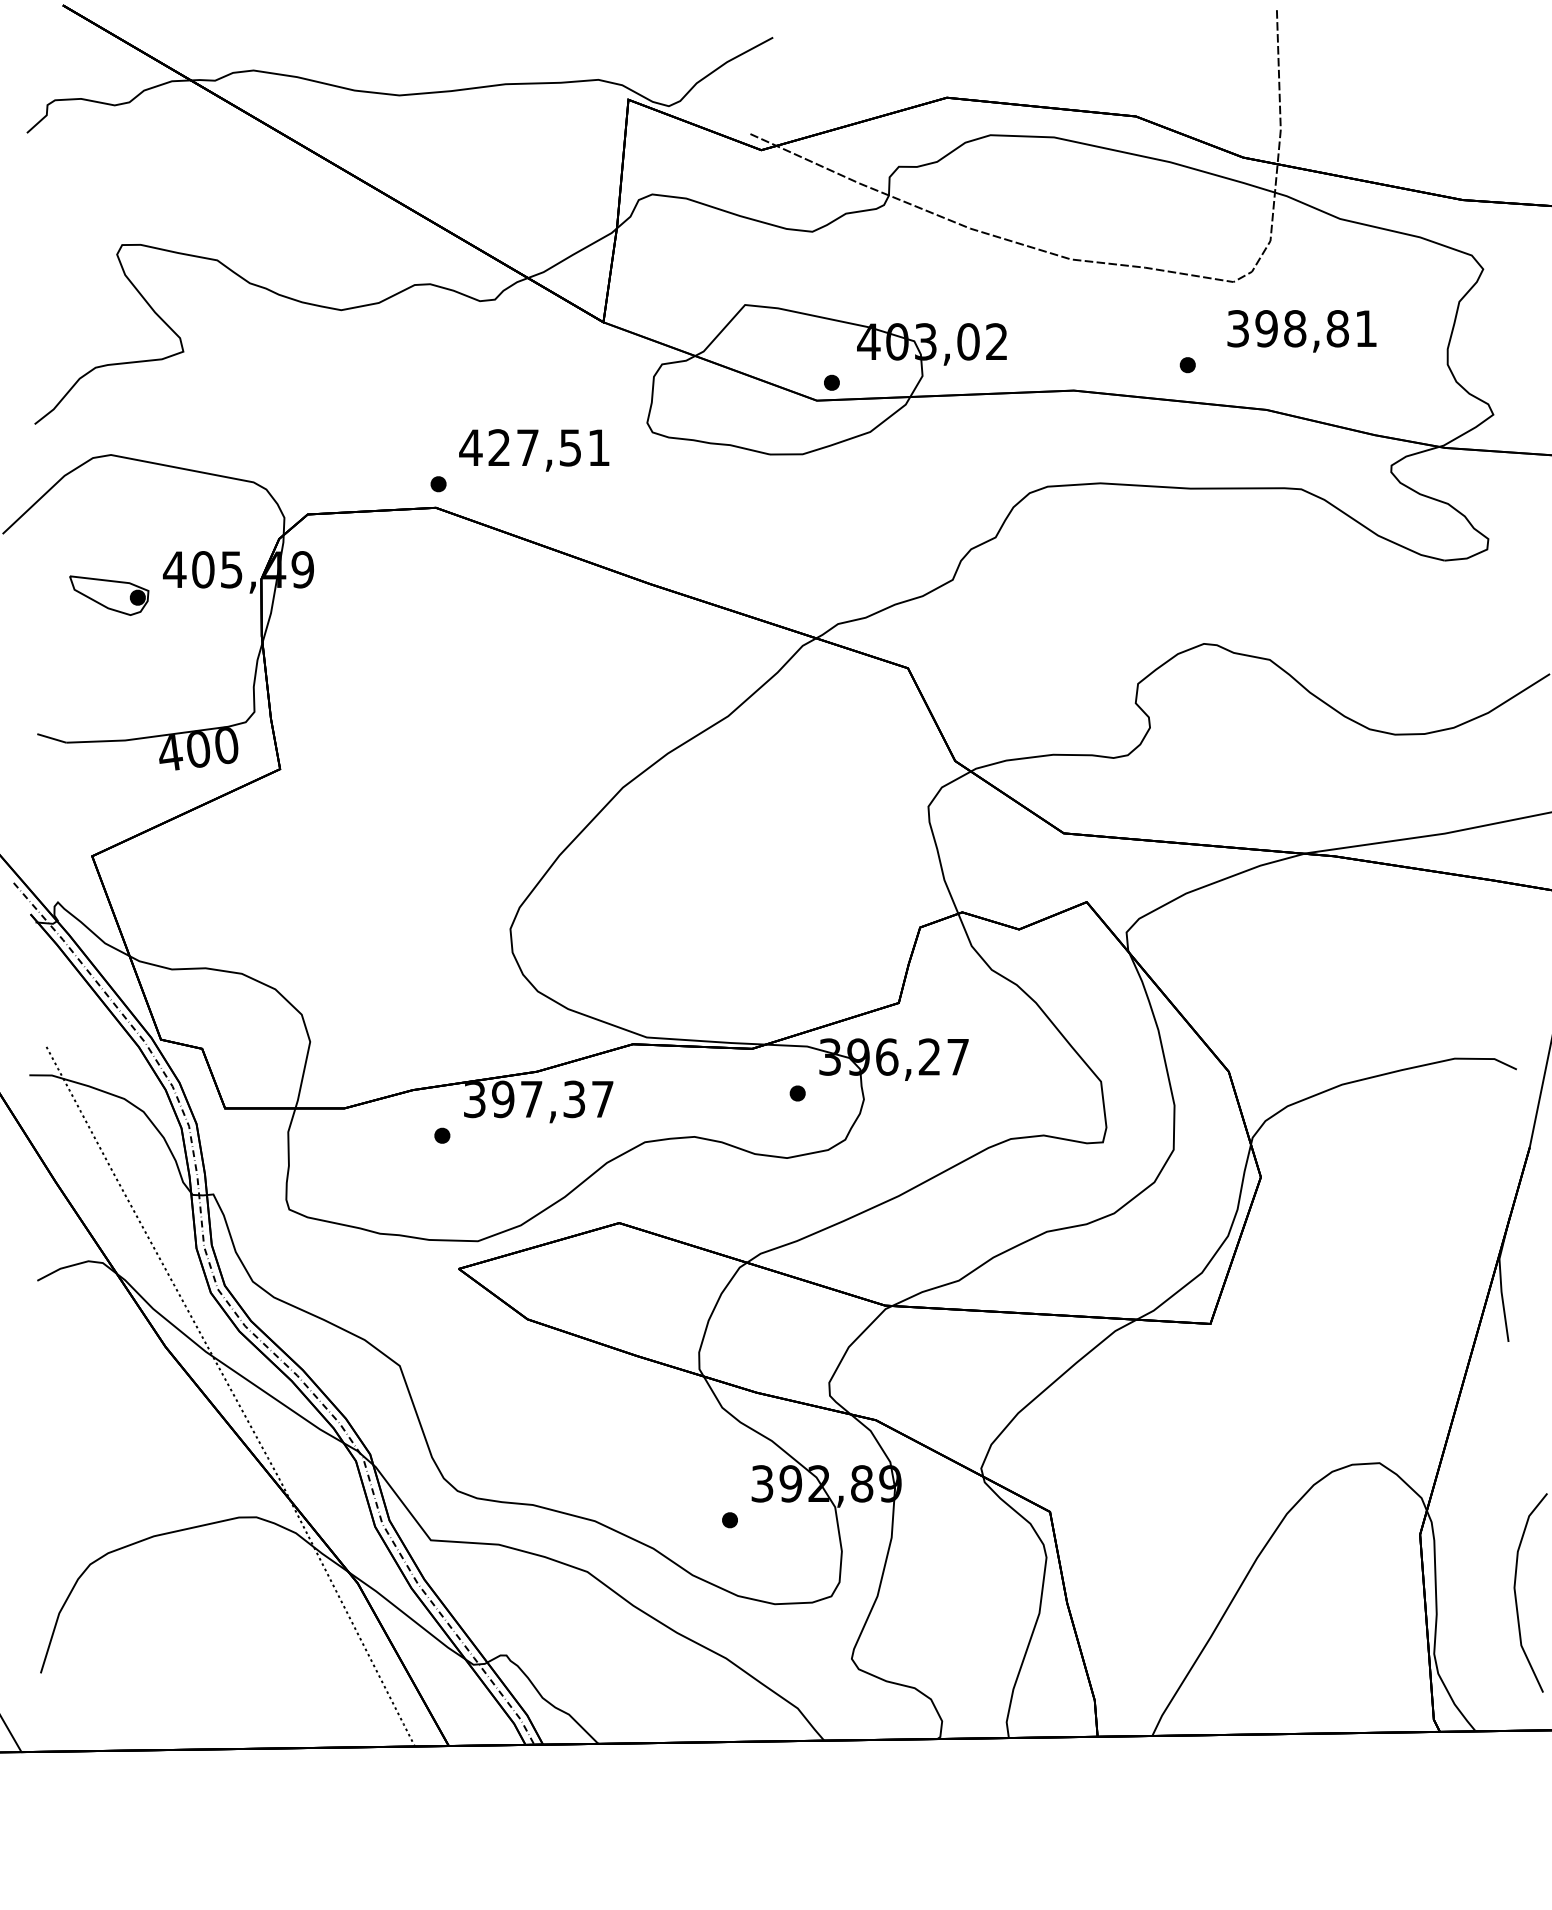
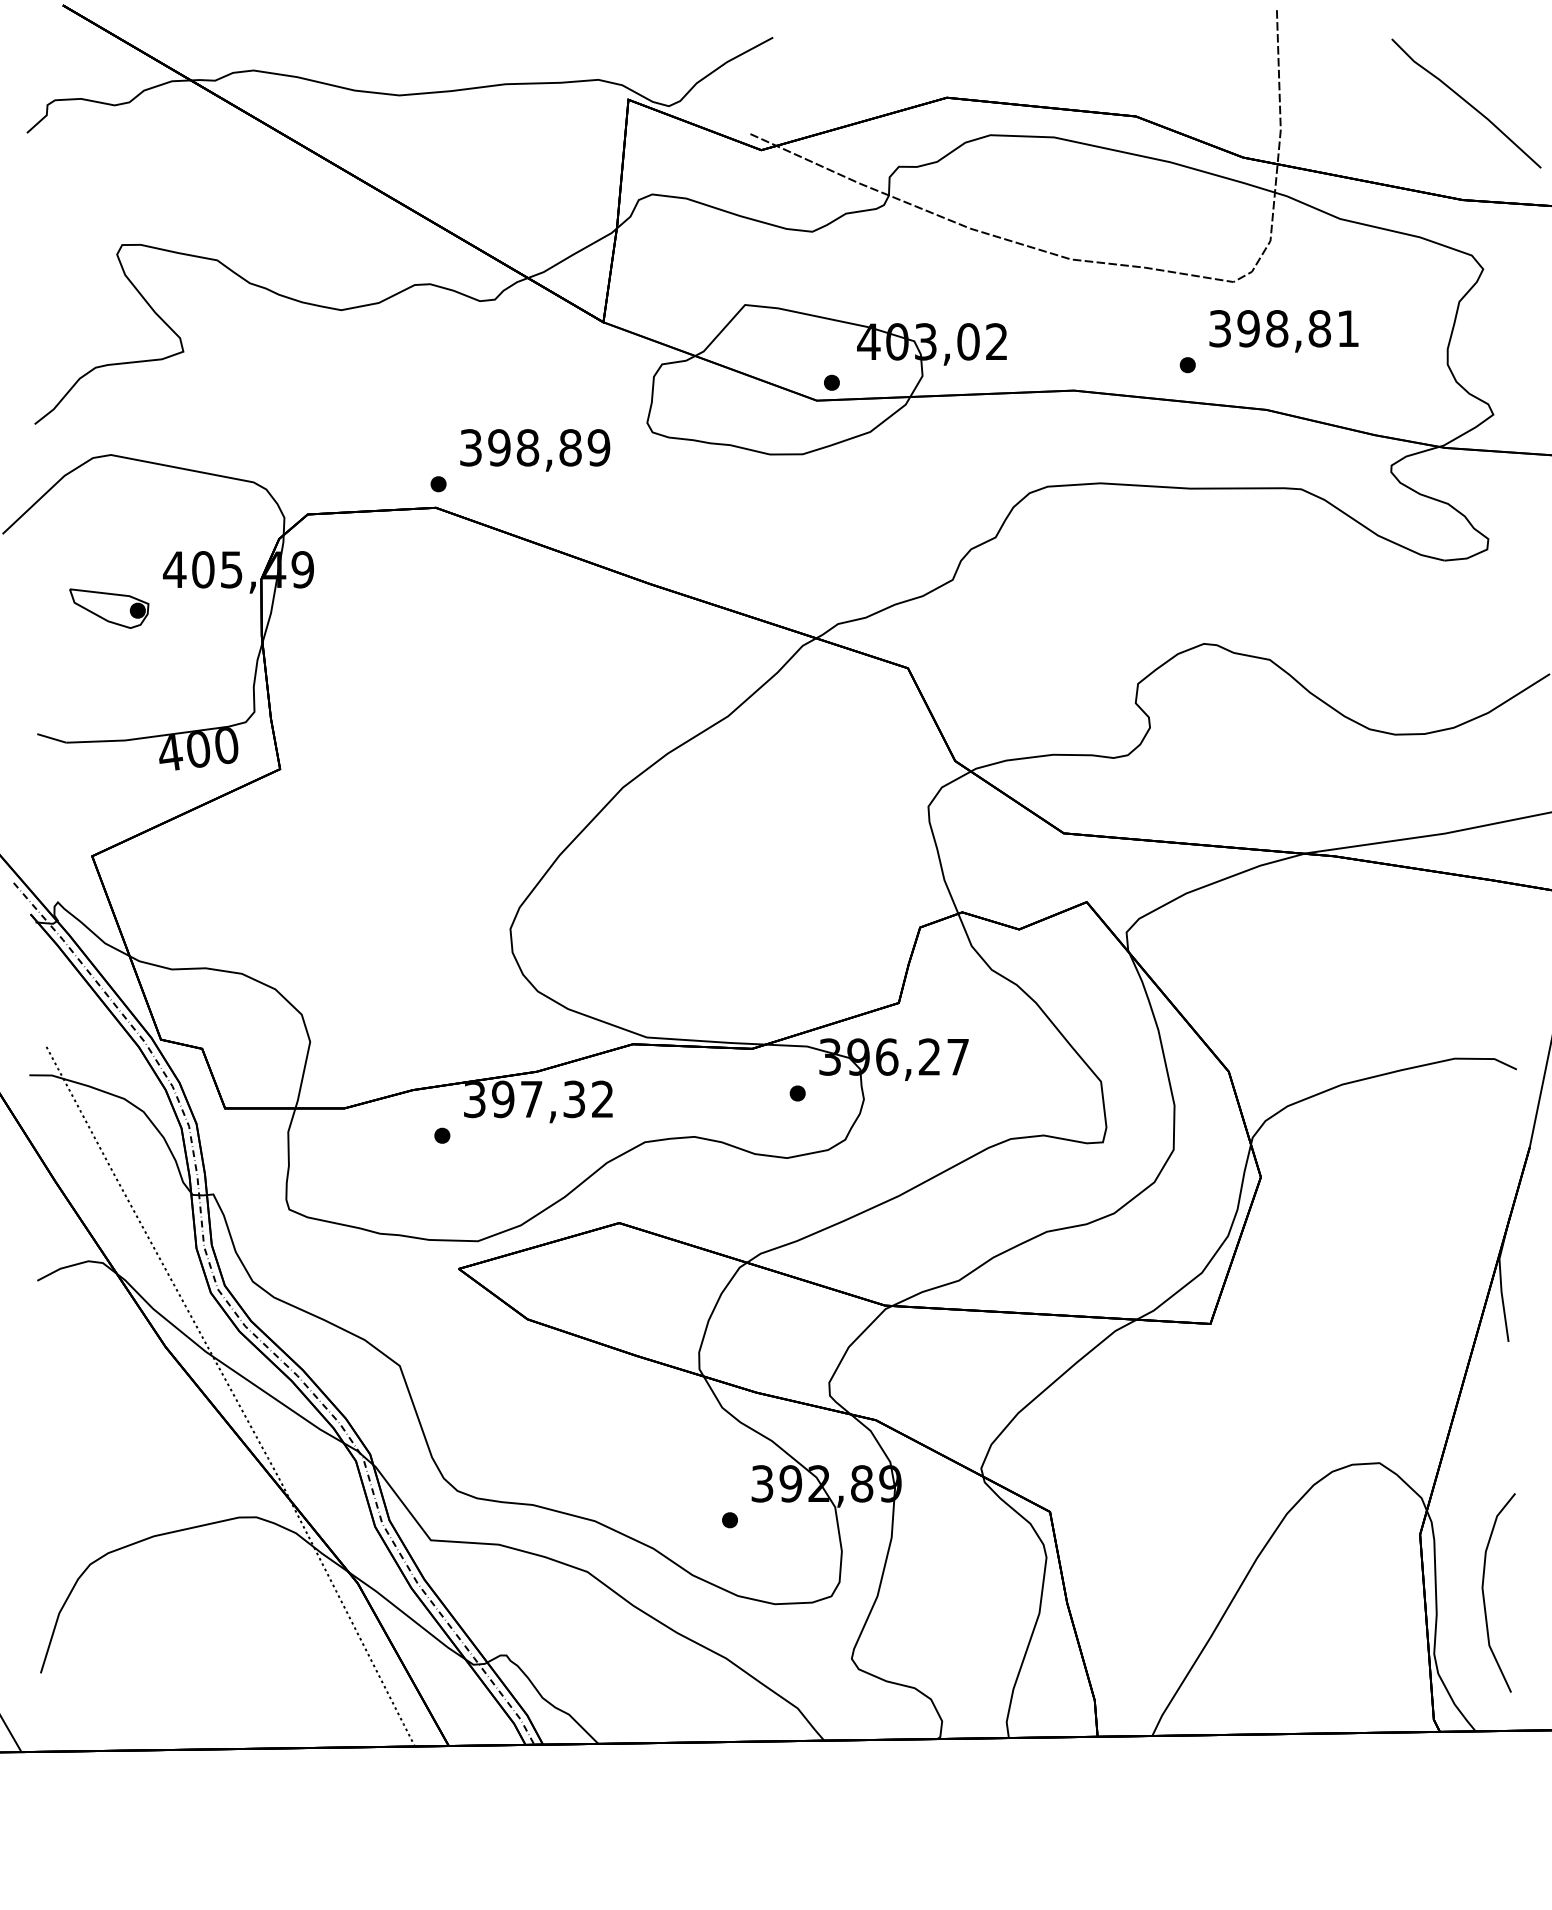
line: none -> present (1466, 103)
text position: (1301, 331) -> (1283, 331) (1283, 331)
text: 427,51 -> 398,89 (534, 447)
part position: (109, 595) -> (109, 608) (109, 608)
text: 397,37 -> 397,32 (602, 1098)
curve position: (1516, 1593) -> (1484, 1593) (1484, 1593)
